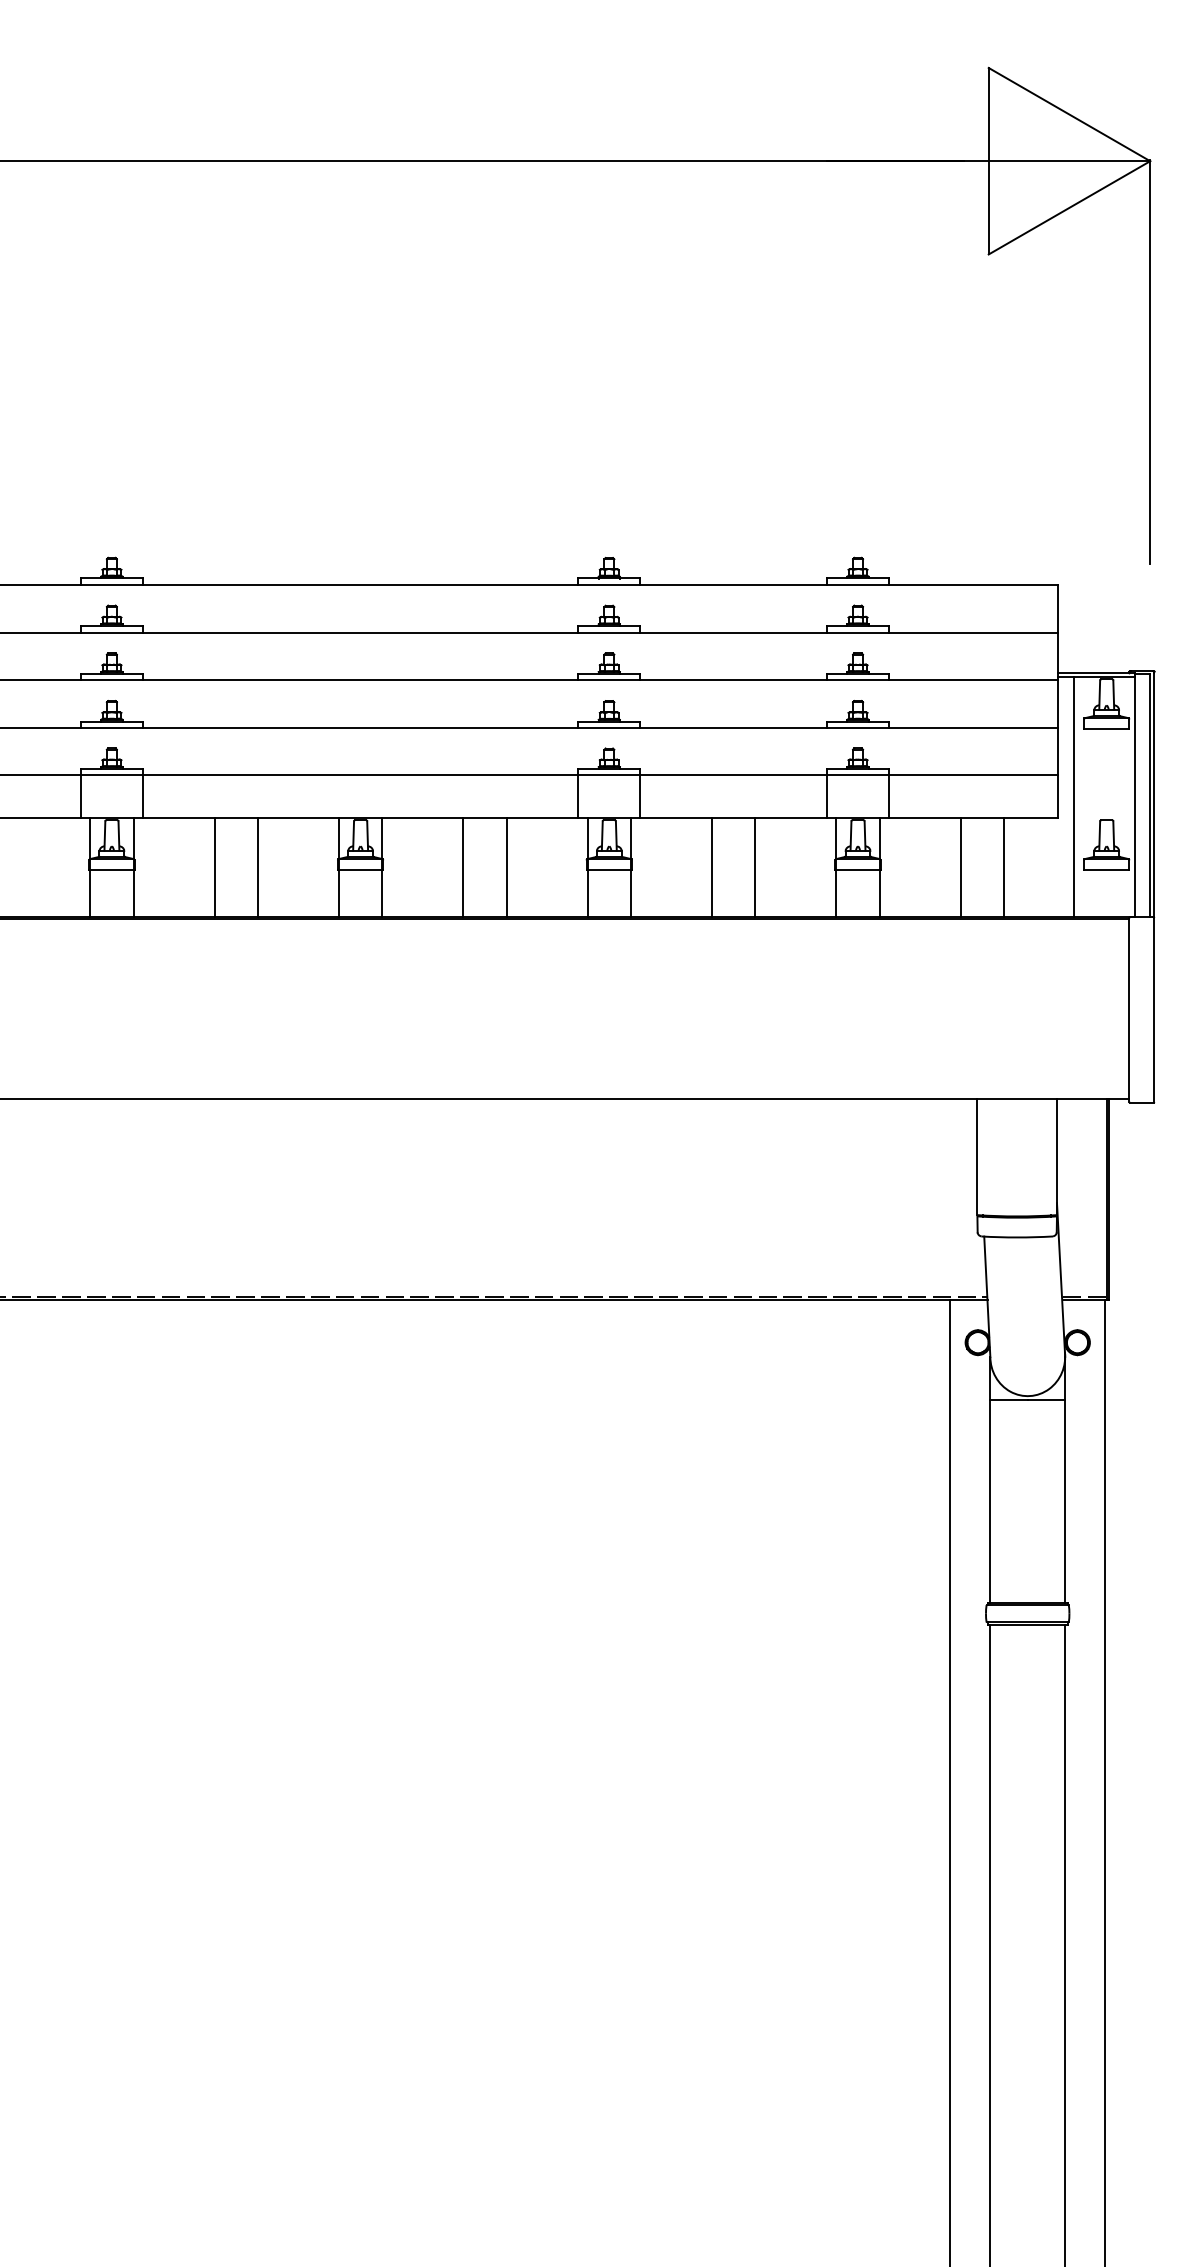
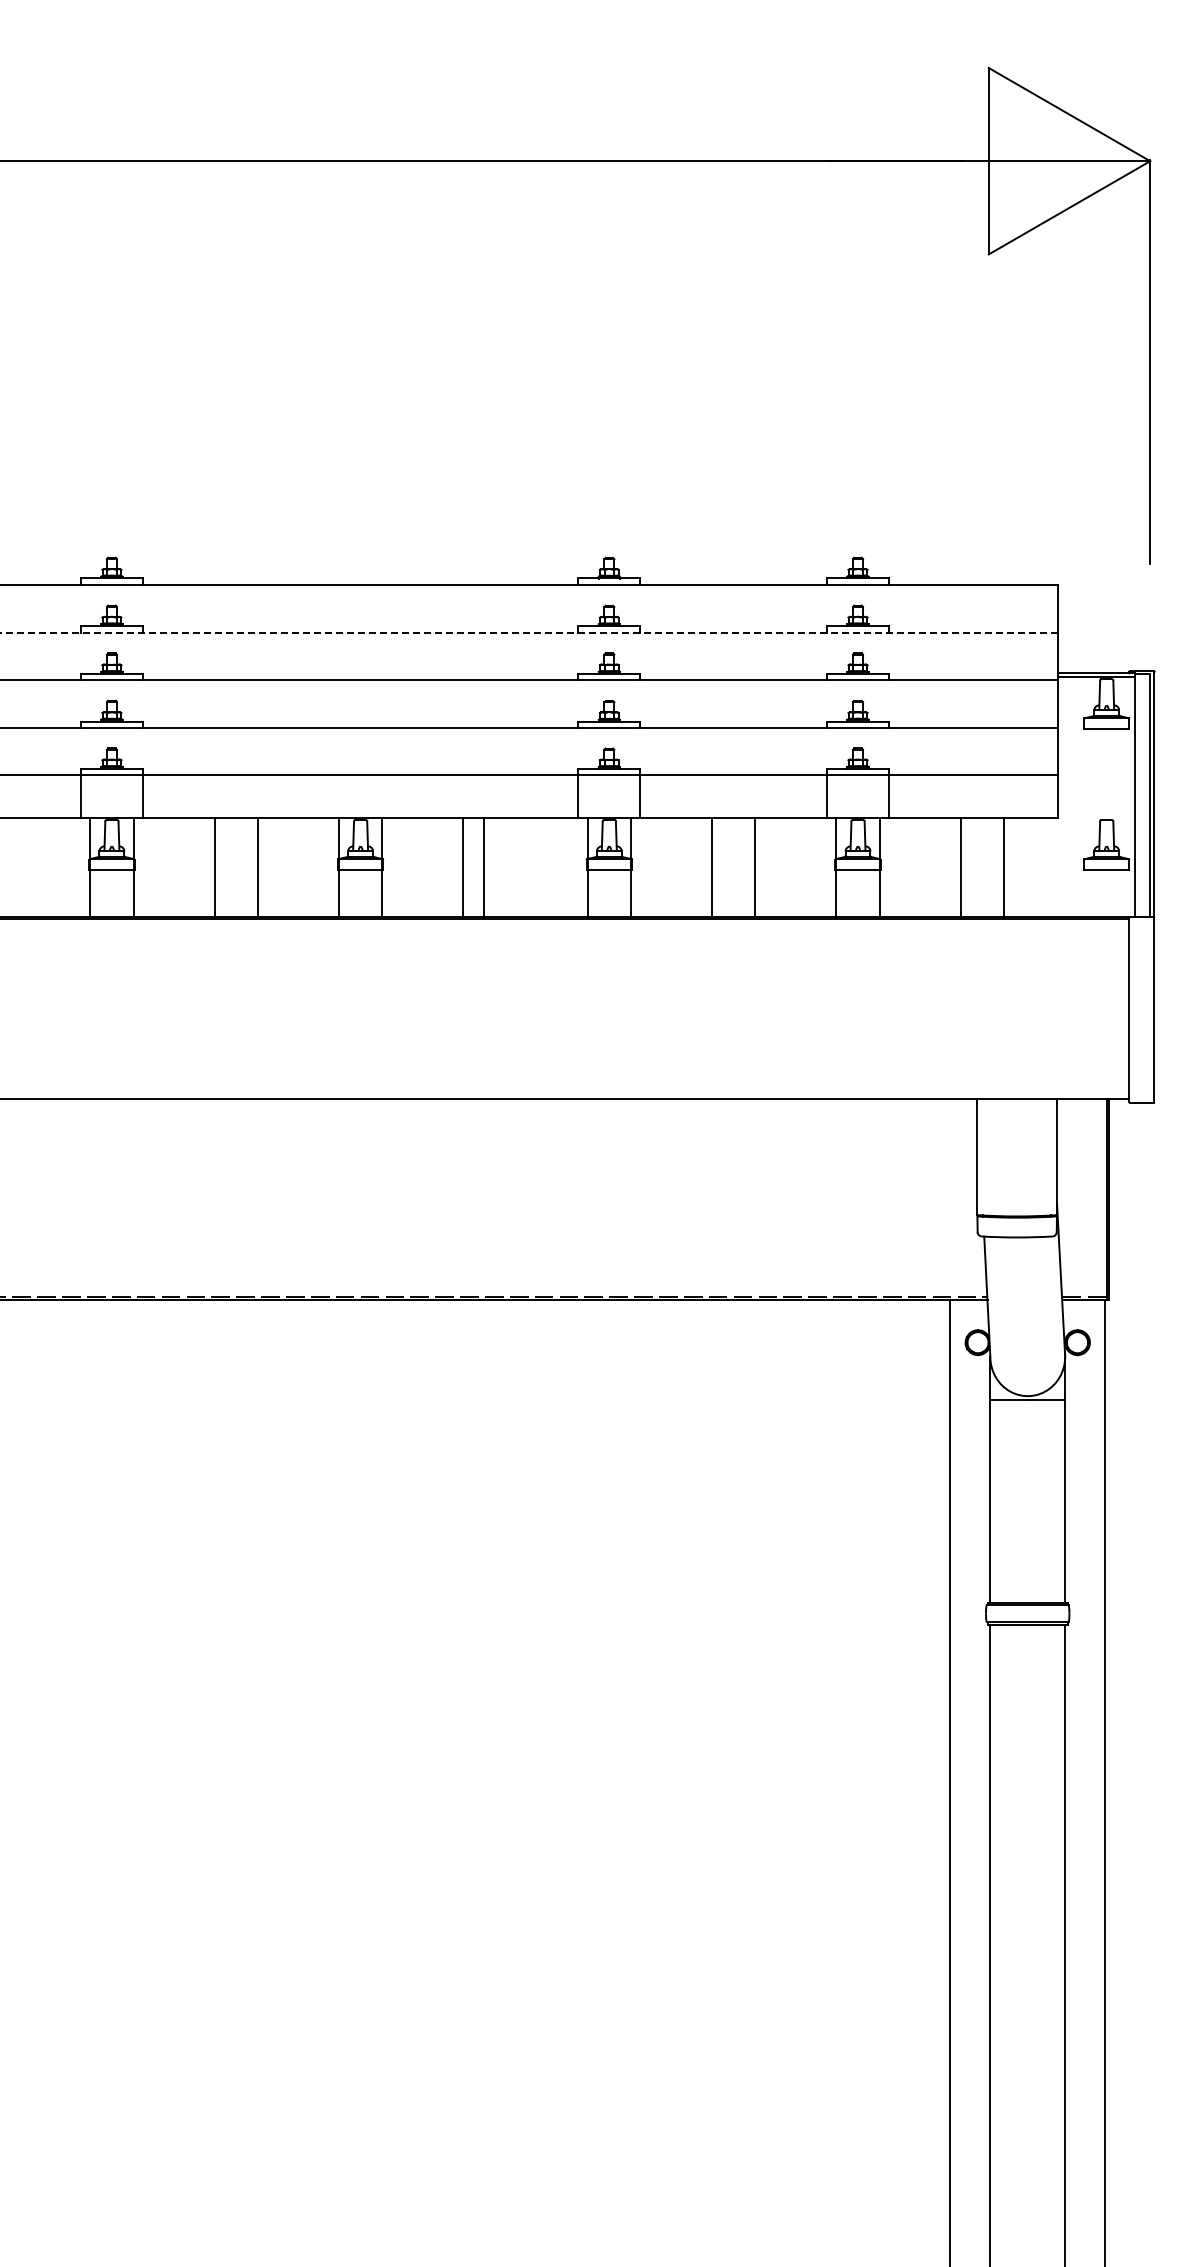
line: solid -> dashed (529, 632)
line: present -> none (1073, 796)
line position: (506, 867) -> (483, 867) (483, 867)
